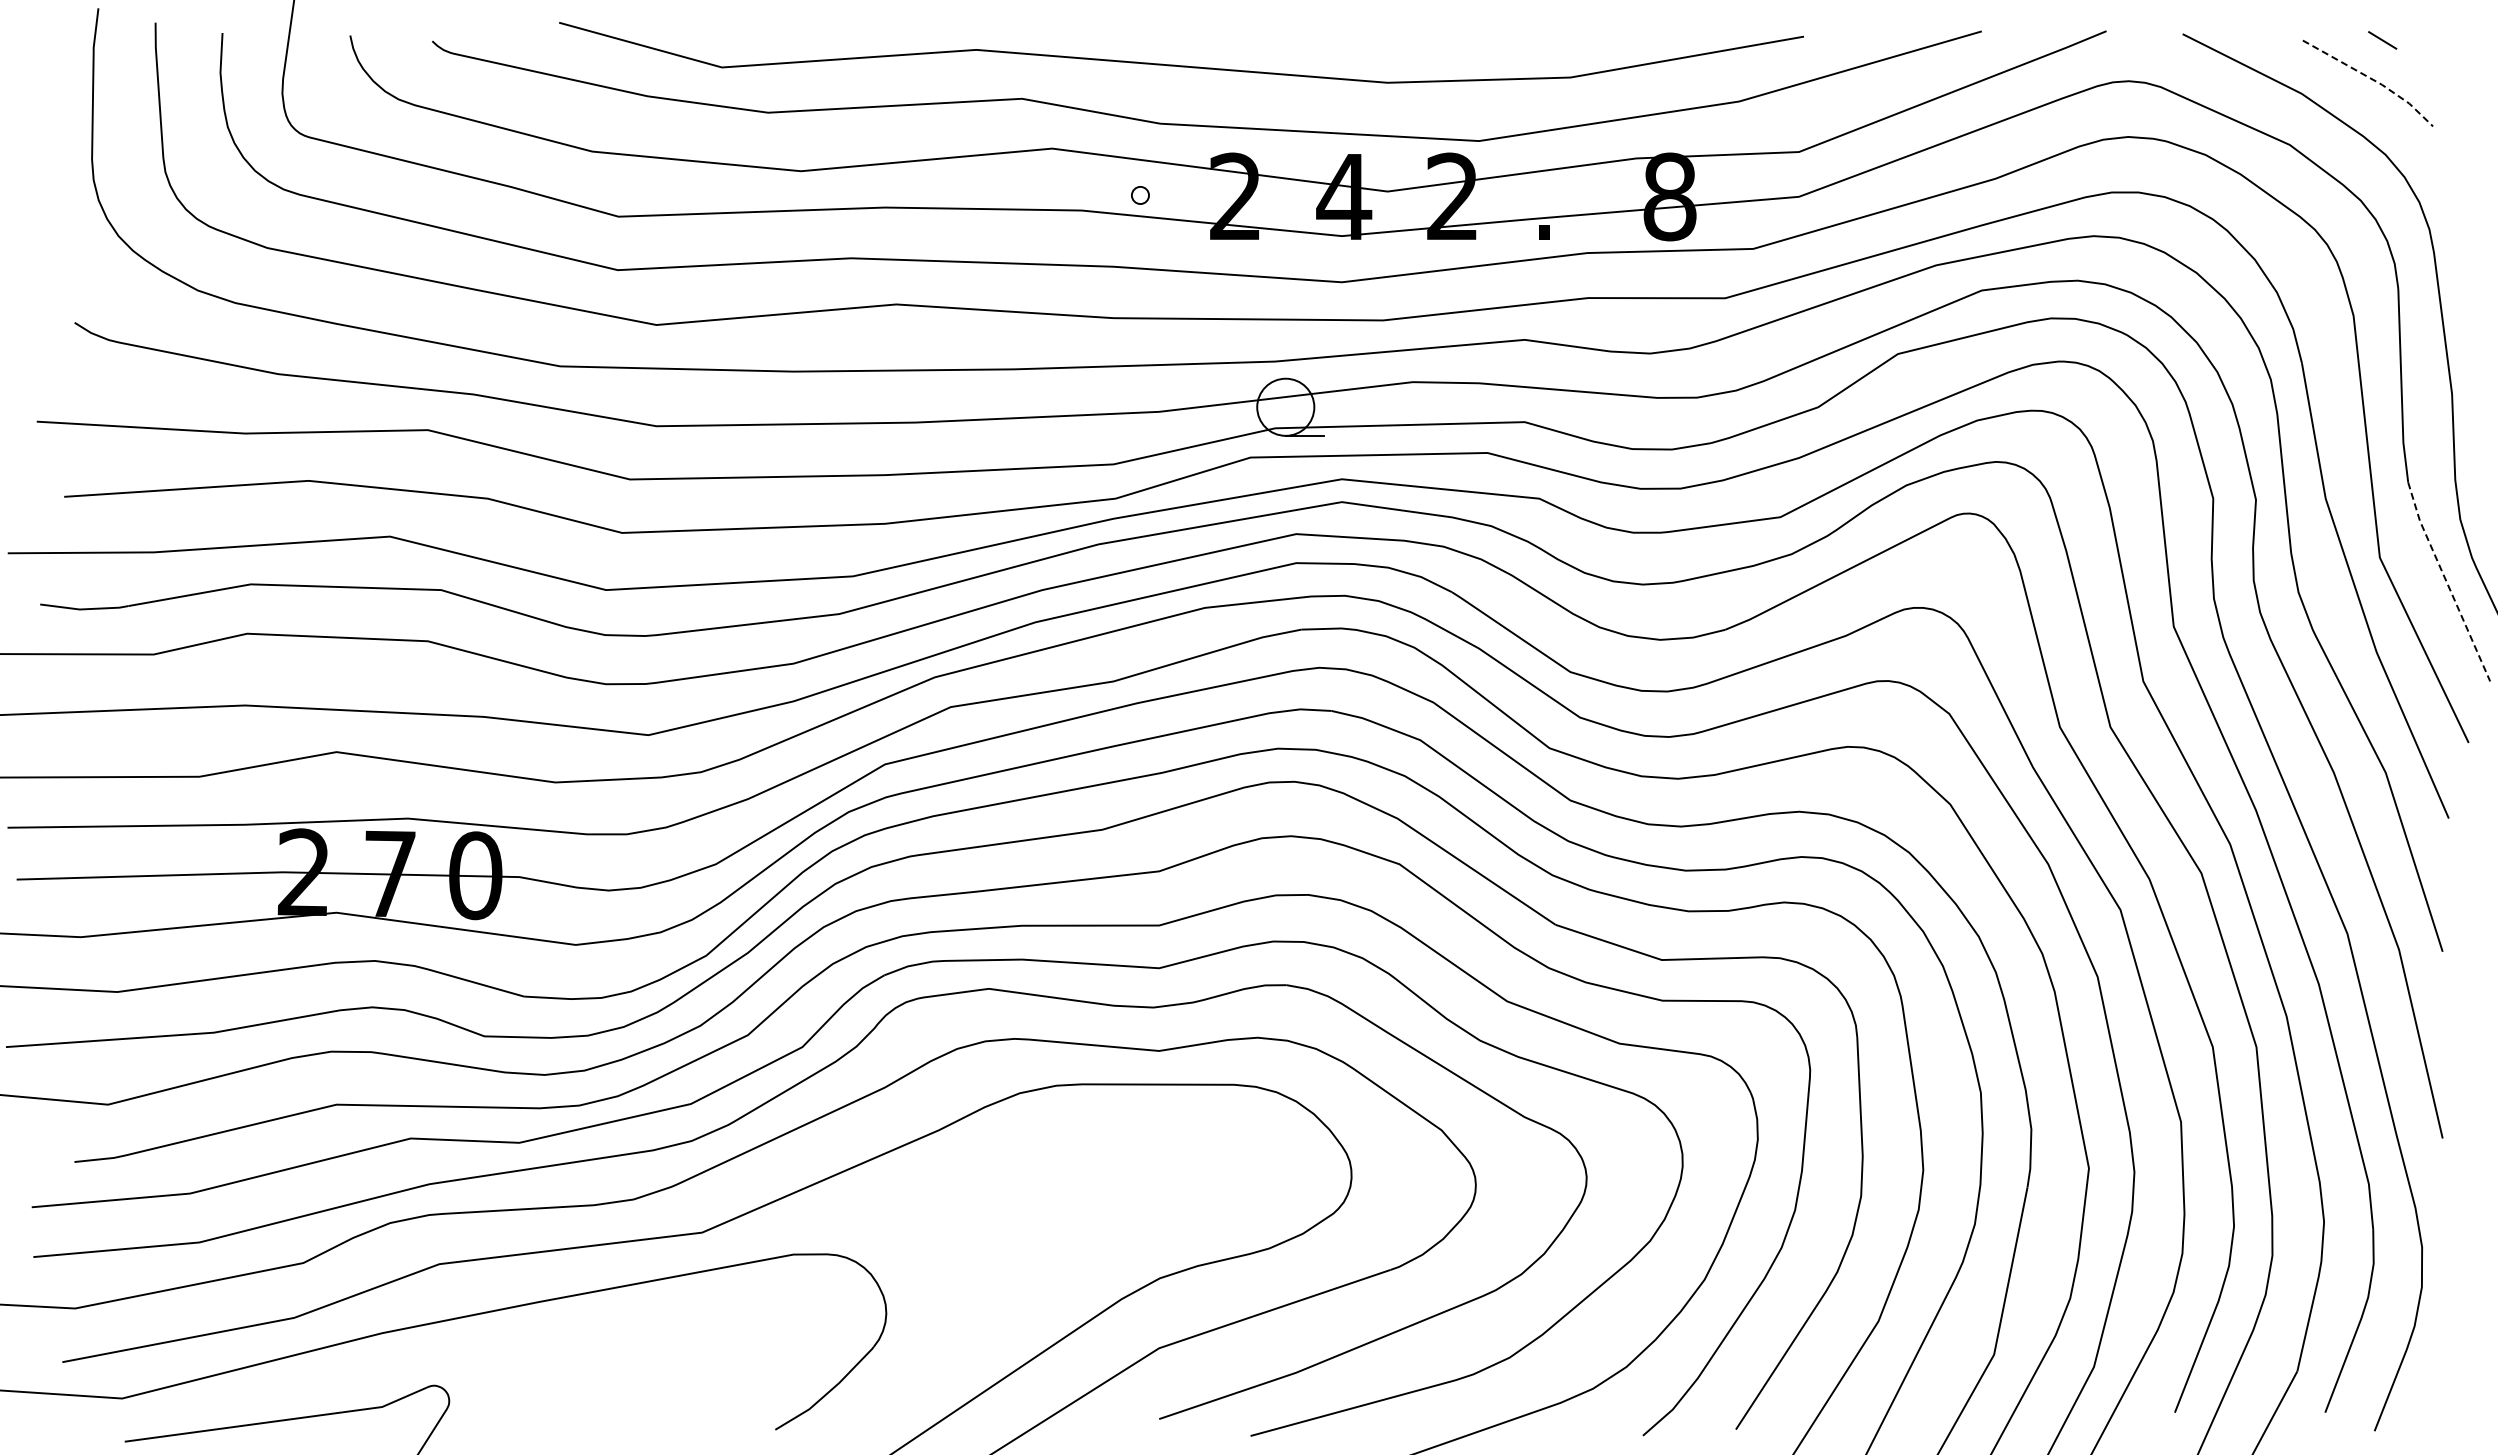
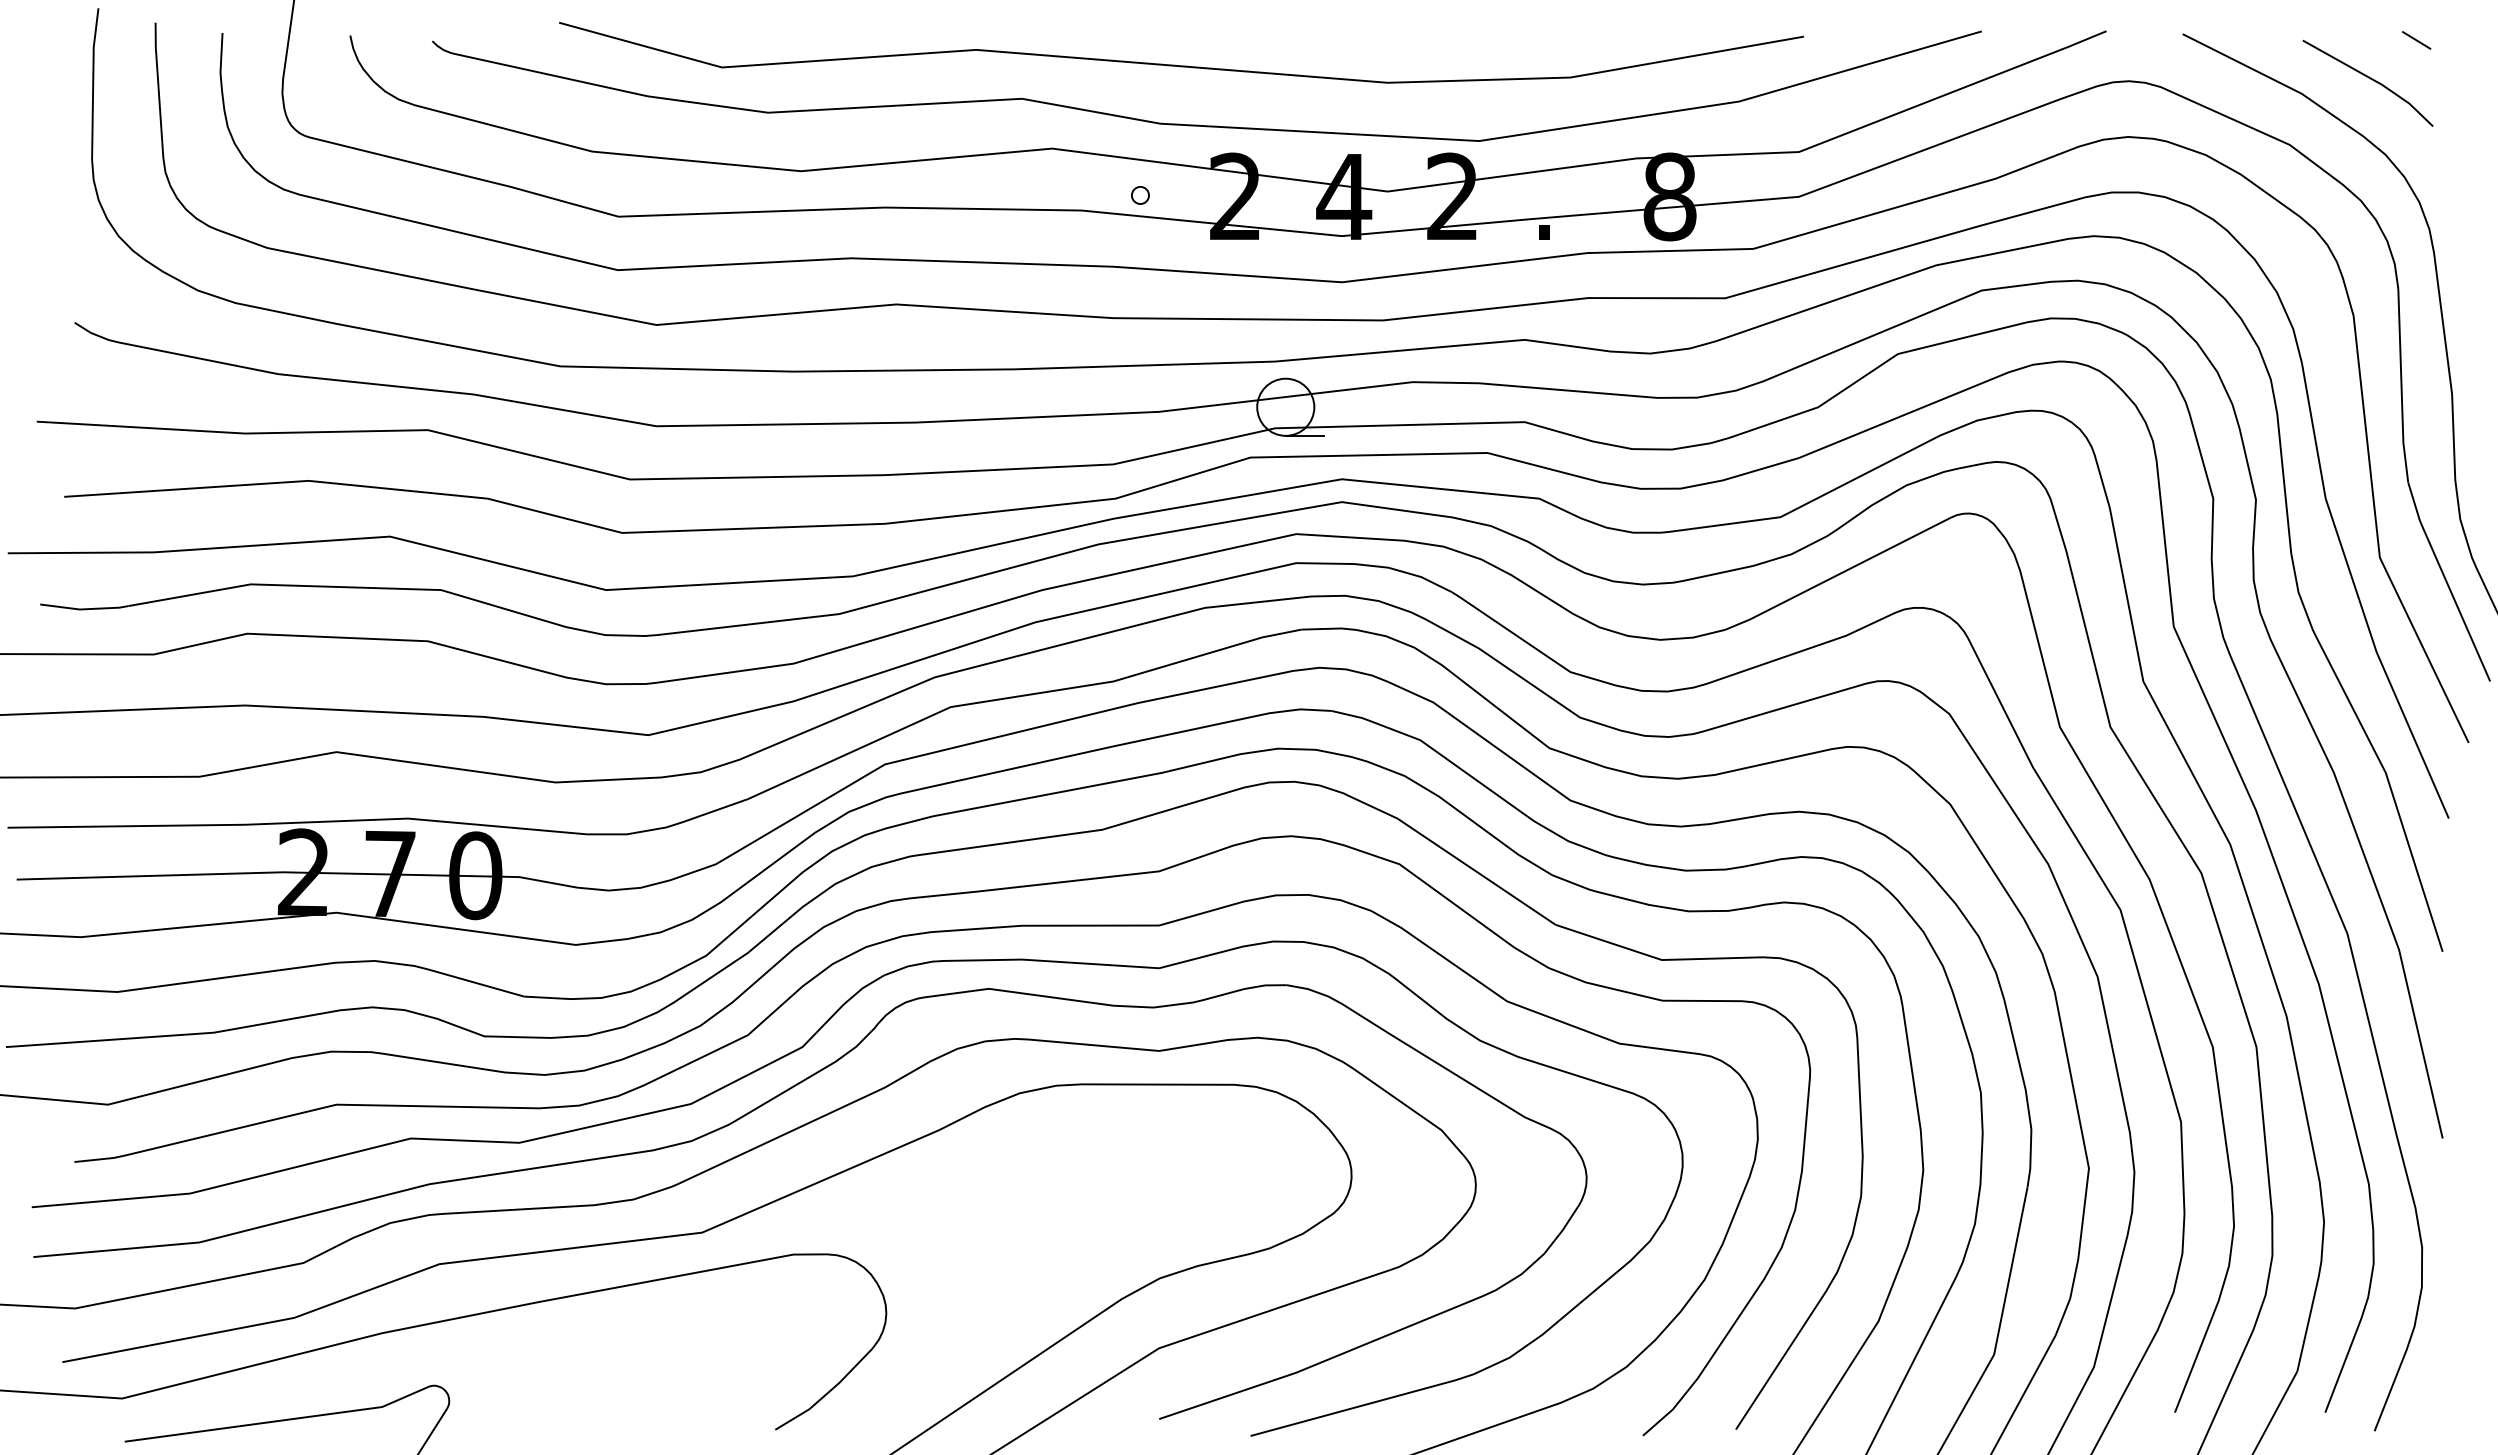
line position: (2382, 40) -> (2416, 40) (2416, 40)
line: dashed -> solid (2372, 79)
line: dashed -> solid (2446, 581)
